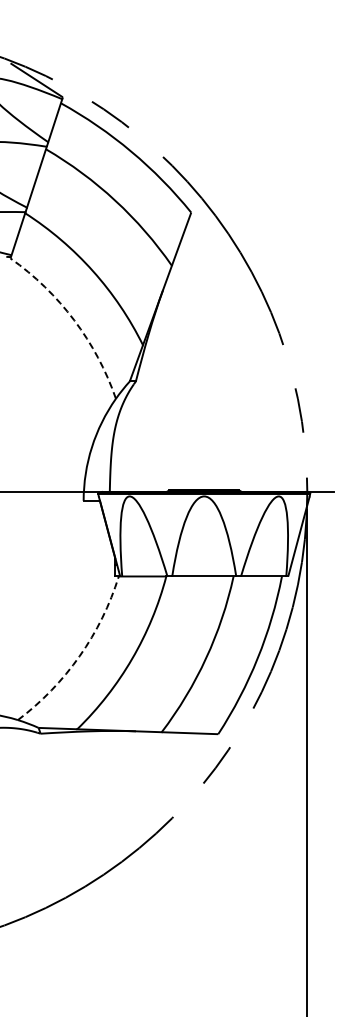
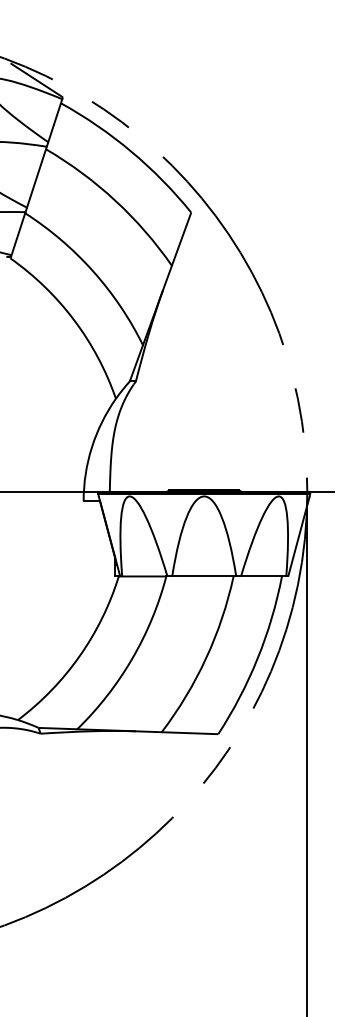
arc: dashed -> solid (74, 320)
arc: dashed -> solid (79, 656)
